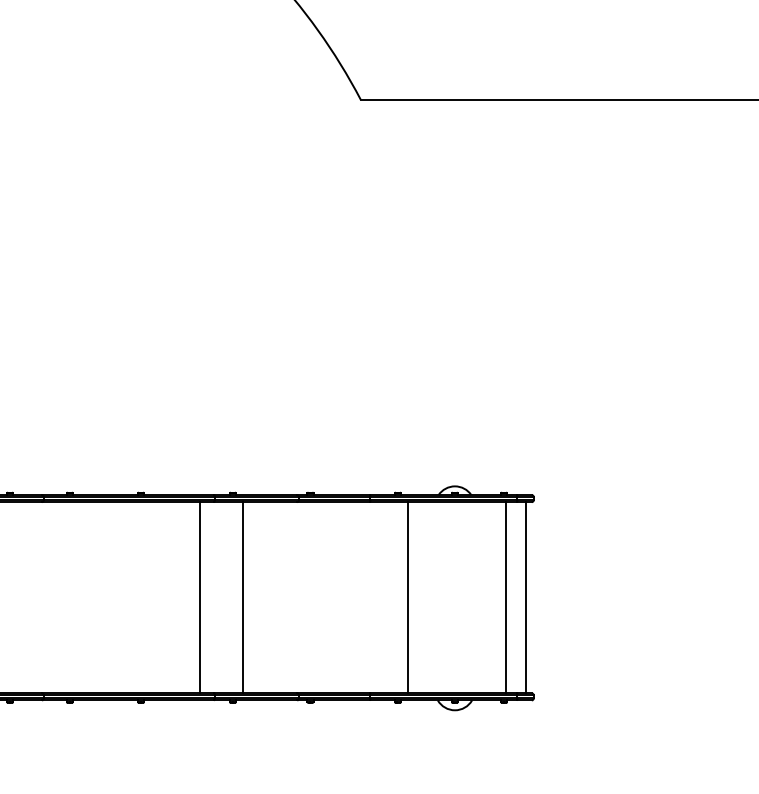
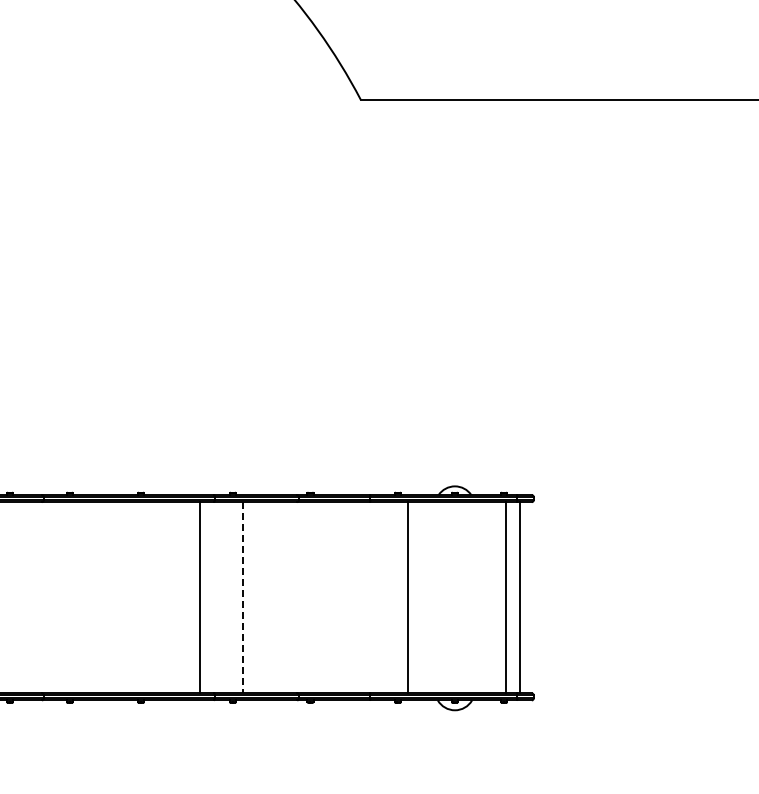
line: solid -> dashed (243, 597)
line position: (525, 597) -> (519, 597) (519, 597)
